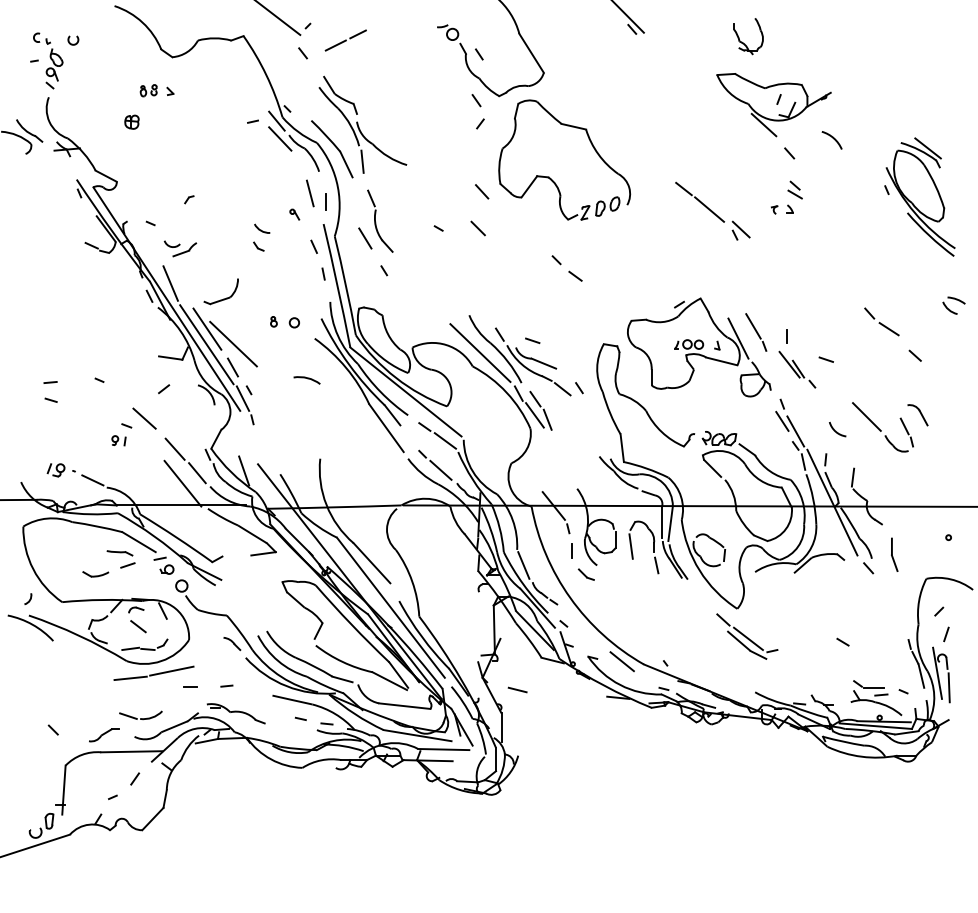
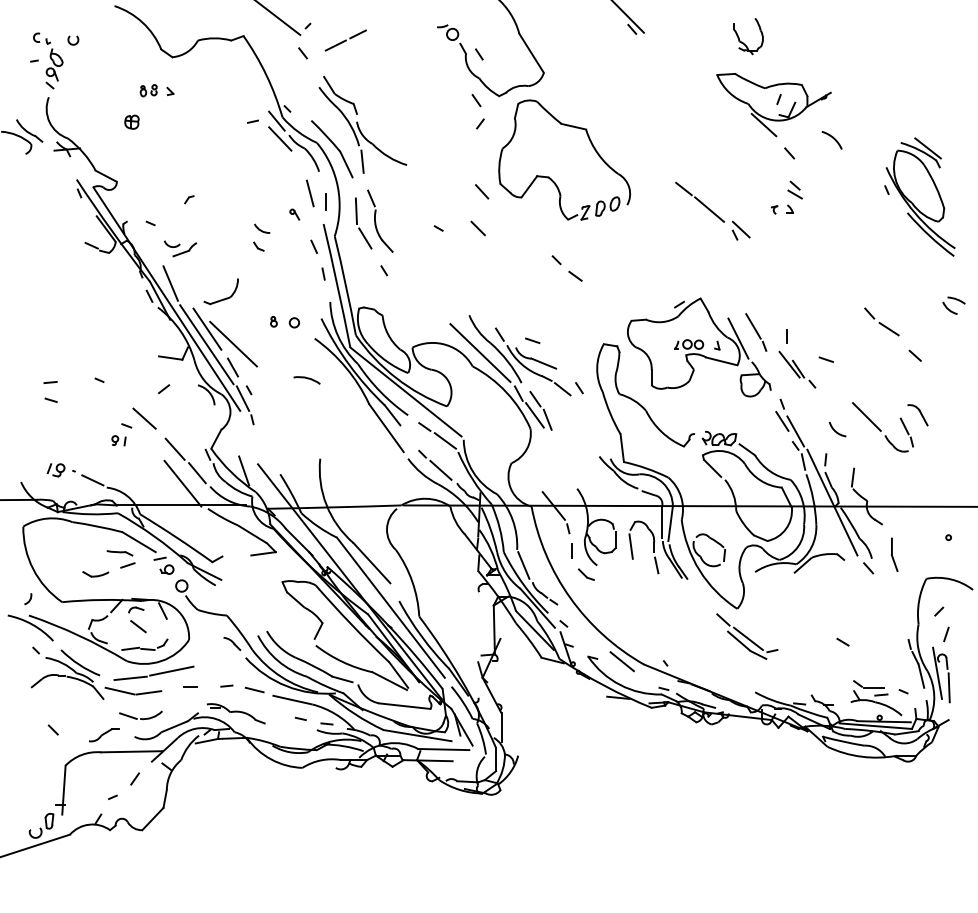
line: none -> present (356, 211)
part: none -> present (96, 672)
line position: (517, 689) -> (254, 689) (254, 689)
